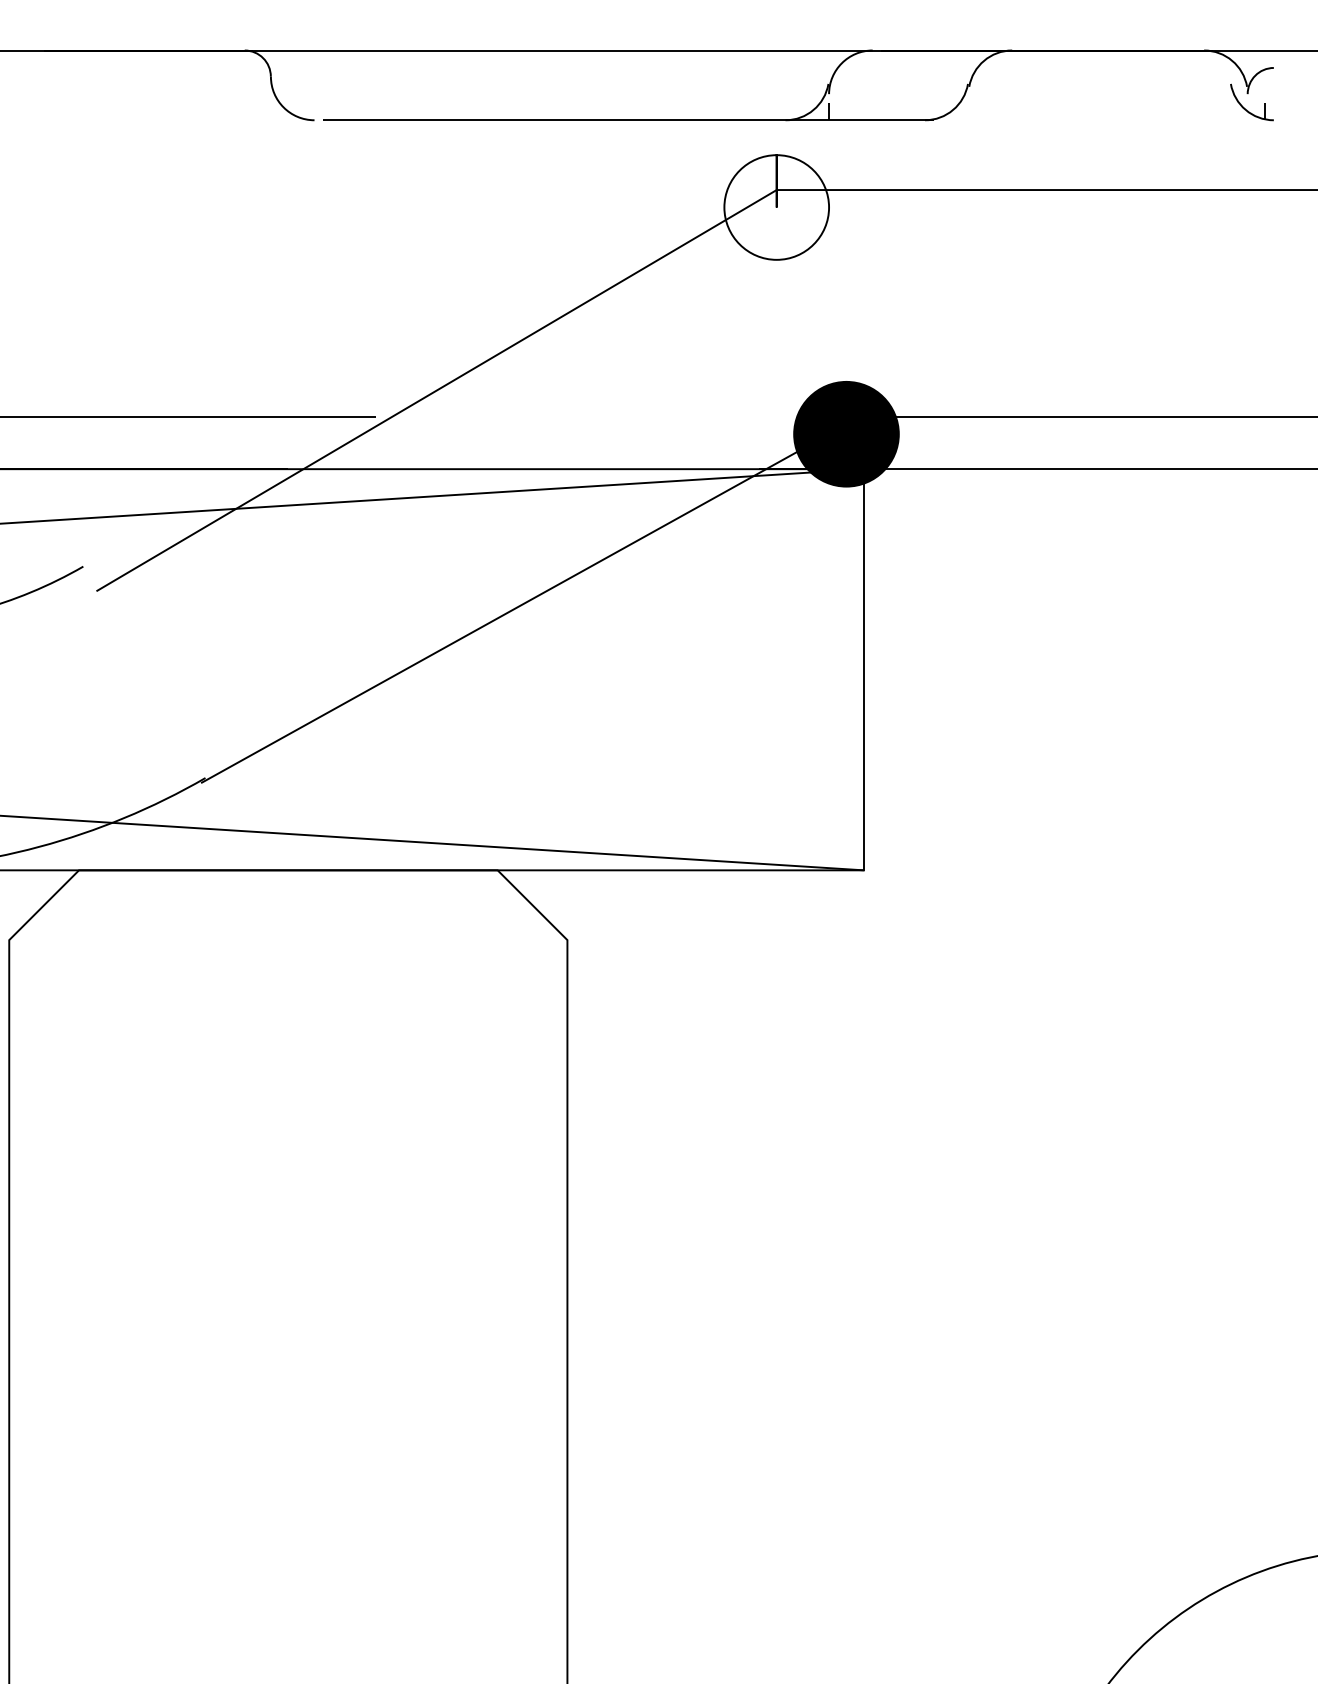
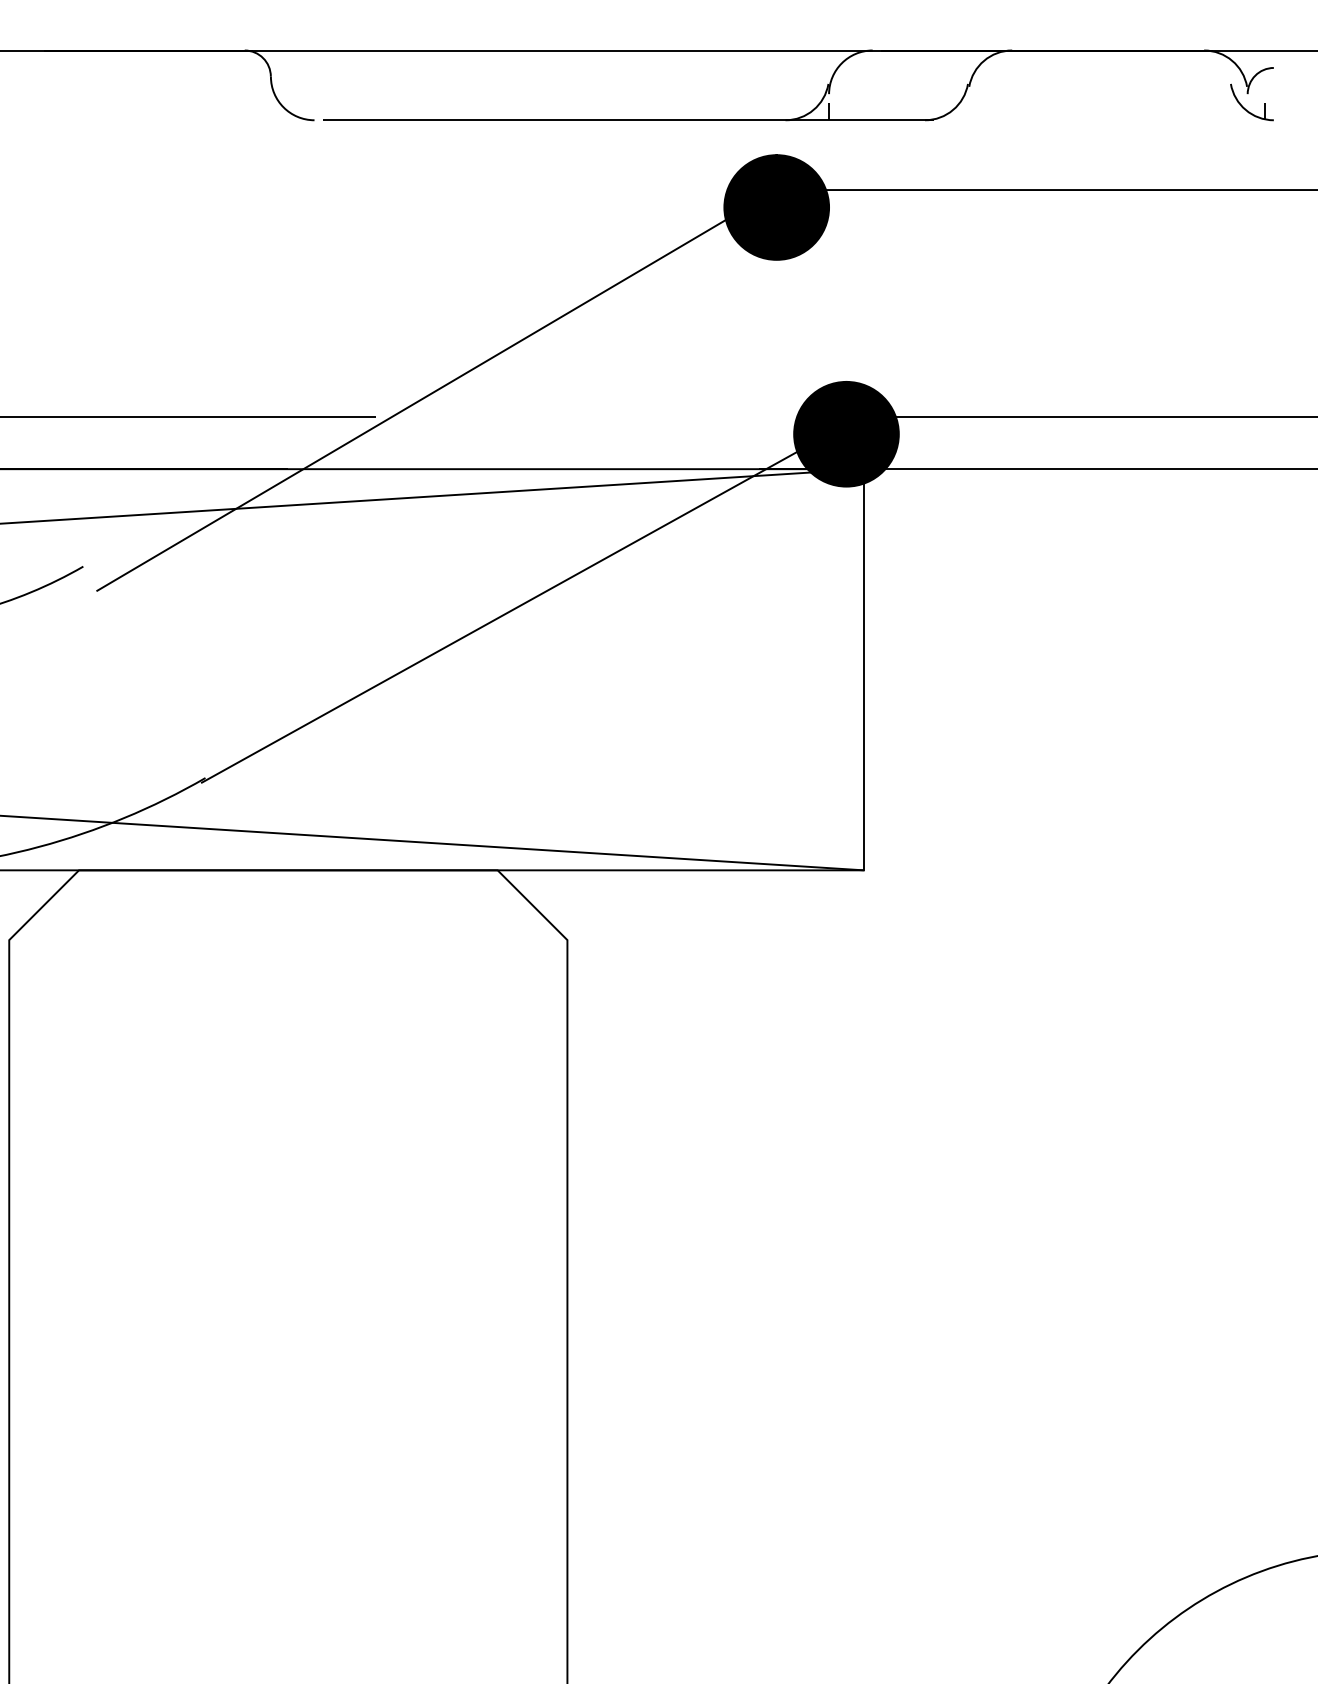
fill: none -> present (776, 207)
